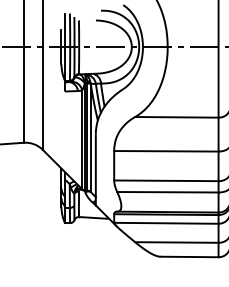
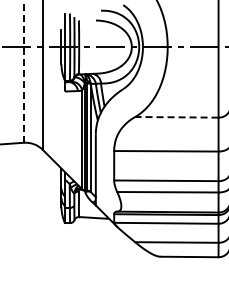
line: solid -> dashed (23, 71)
line: solid -> dashed (176, 117)
